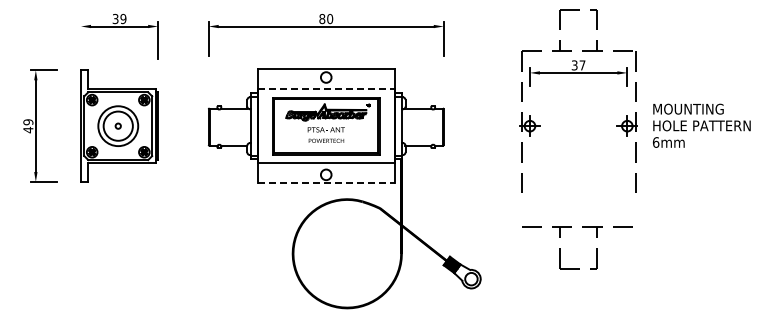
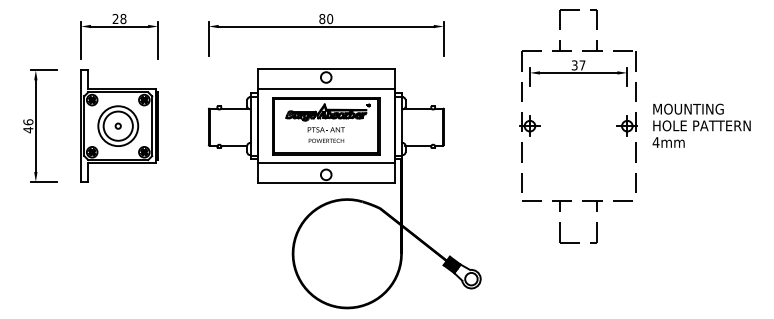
text: 39 -> 28 (119, 19)
line: none -> present (81, 40)
line: dashed -> solid (326, 88)
text: 49 -> 46 (28, 122)
text: 6mm -> 4mm (655, 142)
line: dashed -> solid (326, 183)
part position: (560, 248) -> (560, 222) (560, 222)
